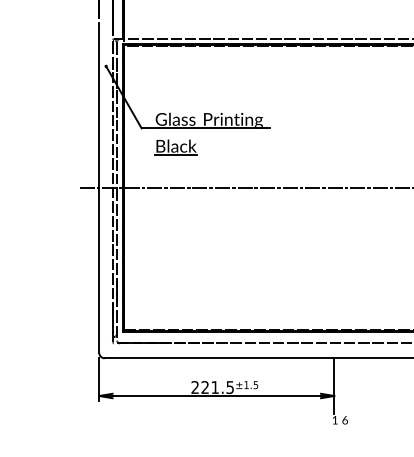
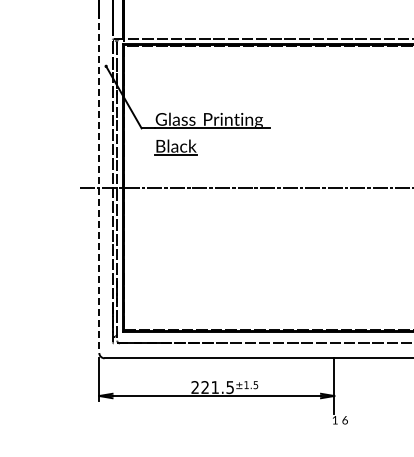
line: solid -> dashed (99, 188)
